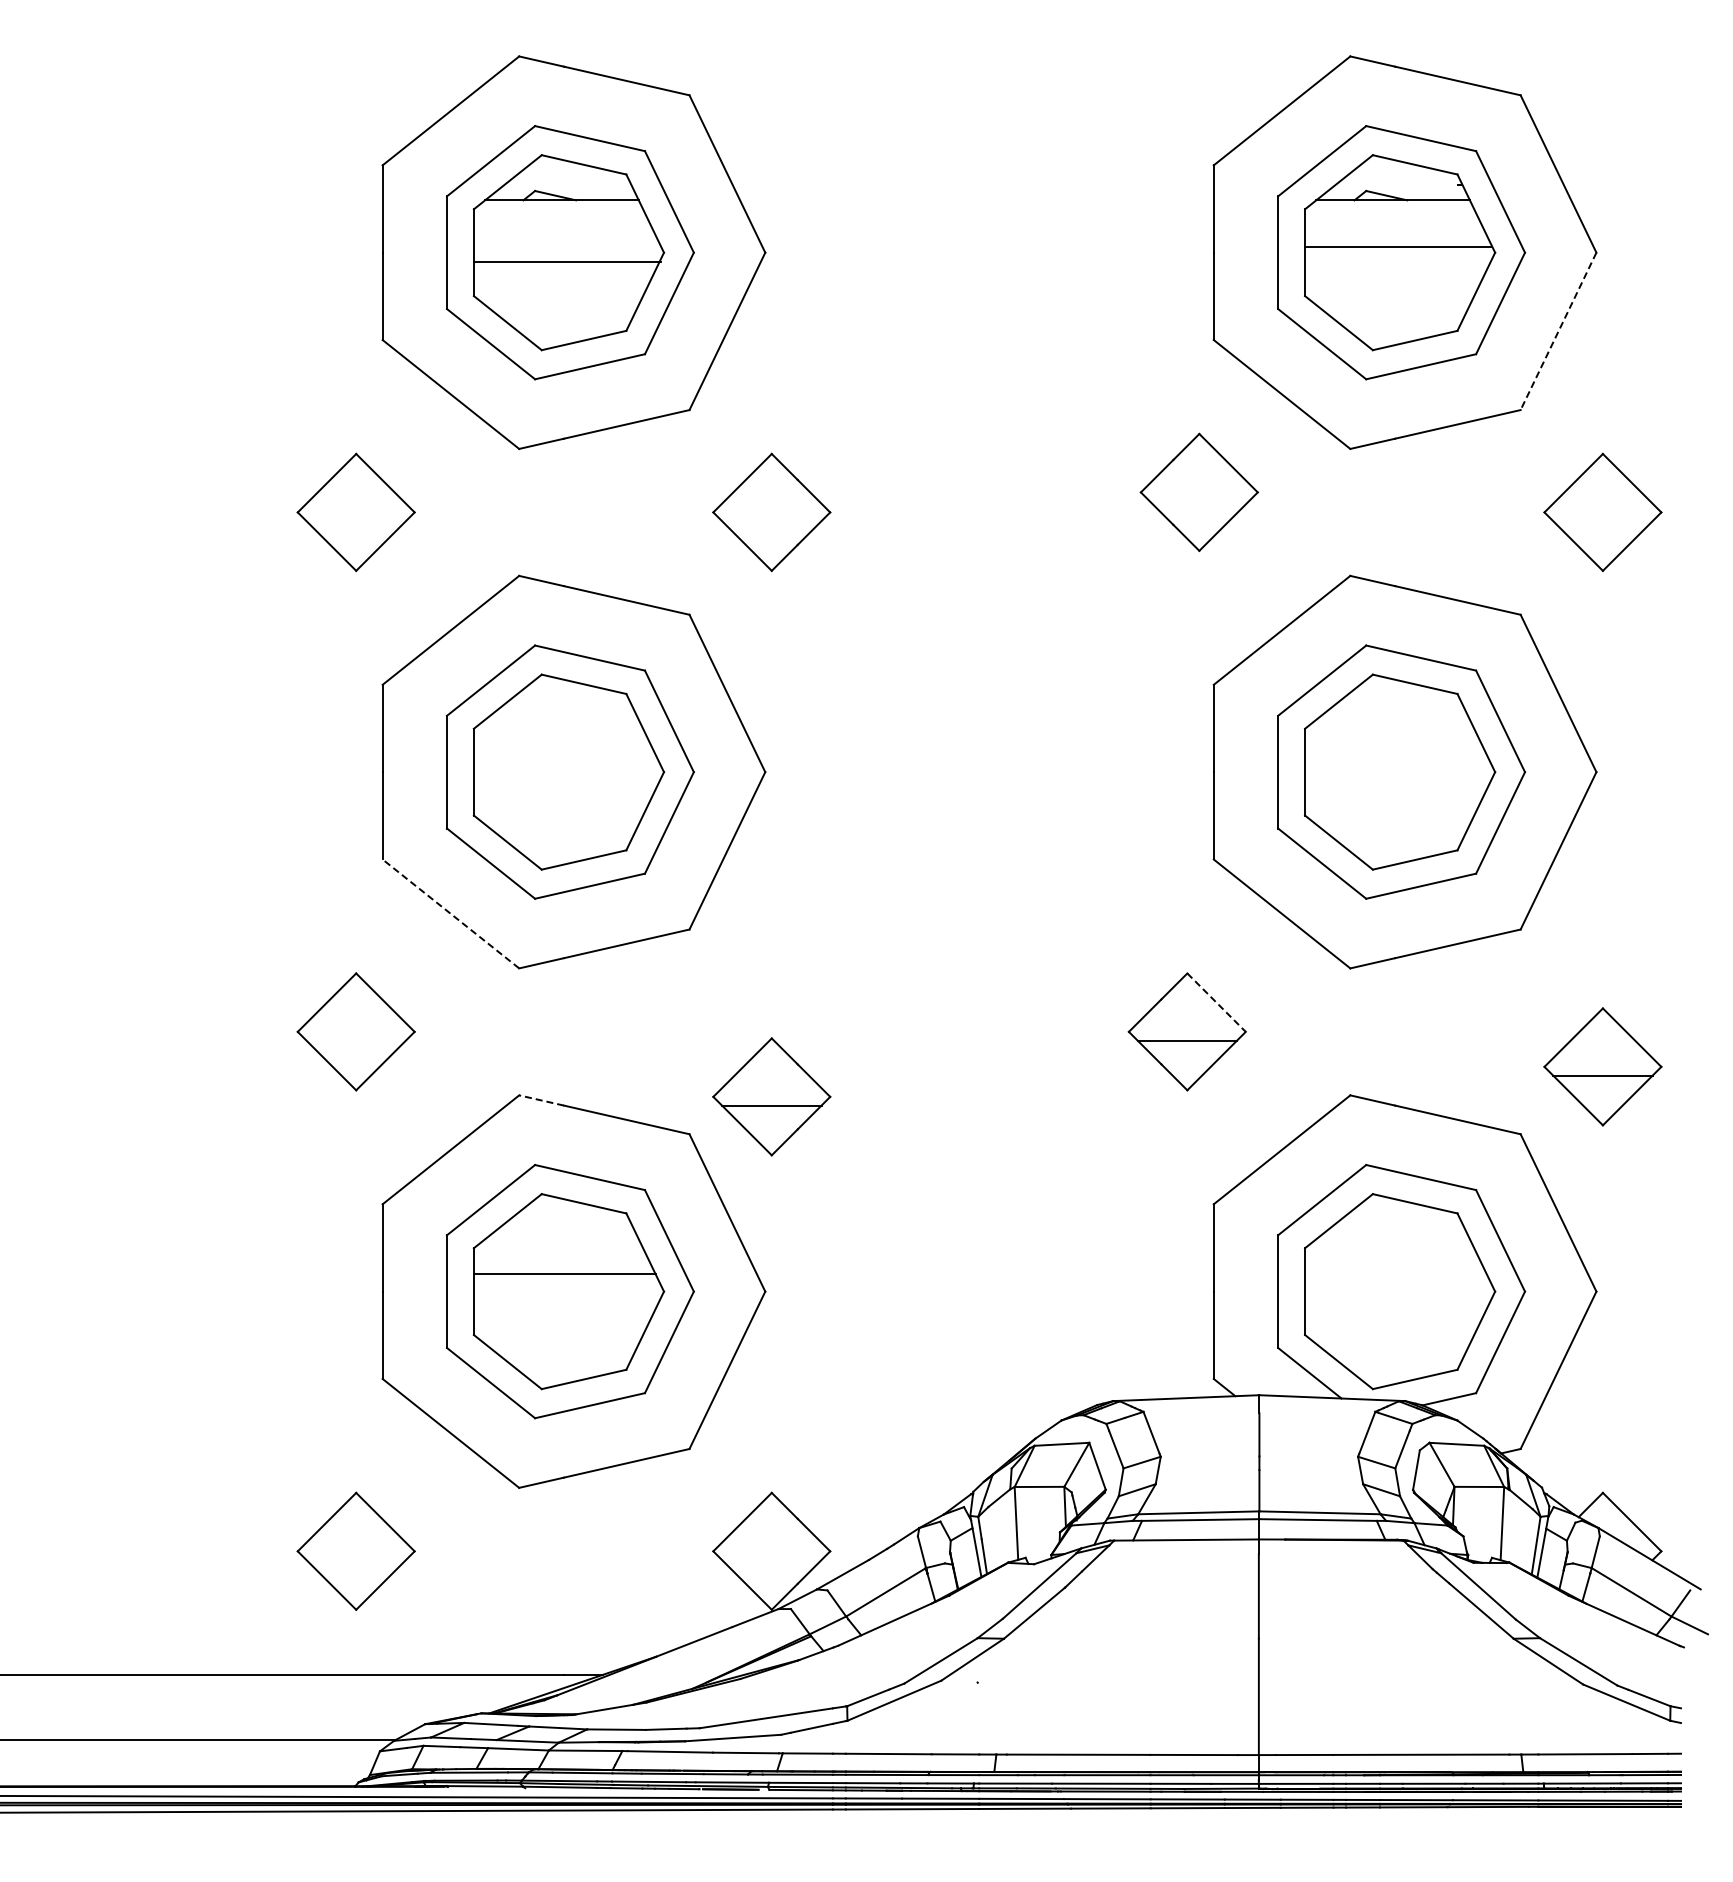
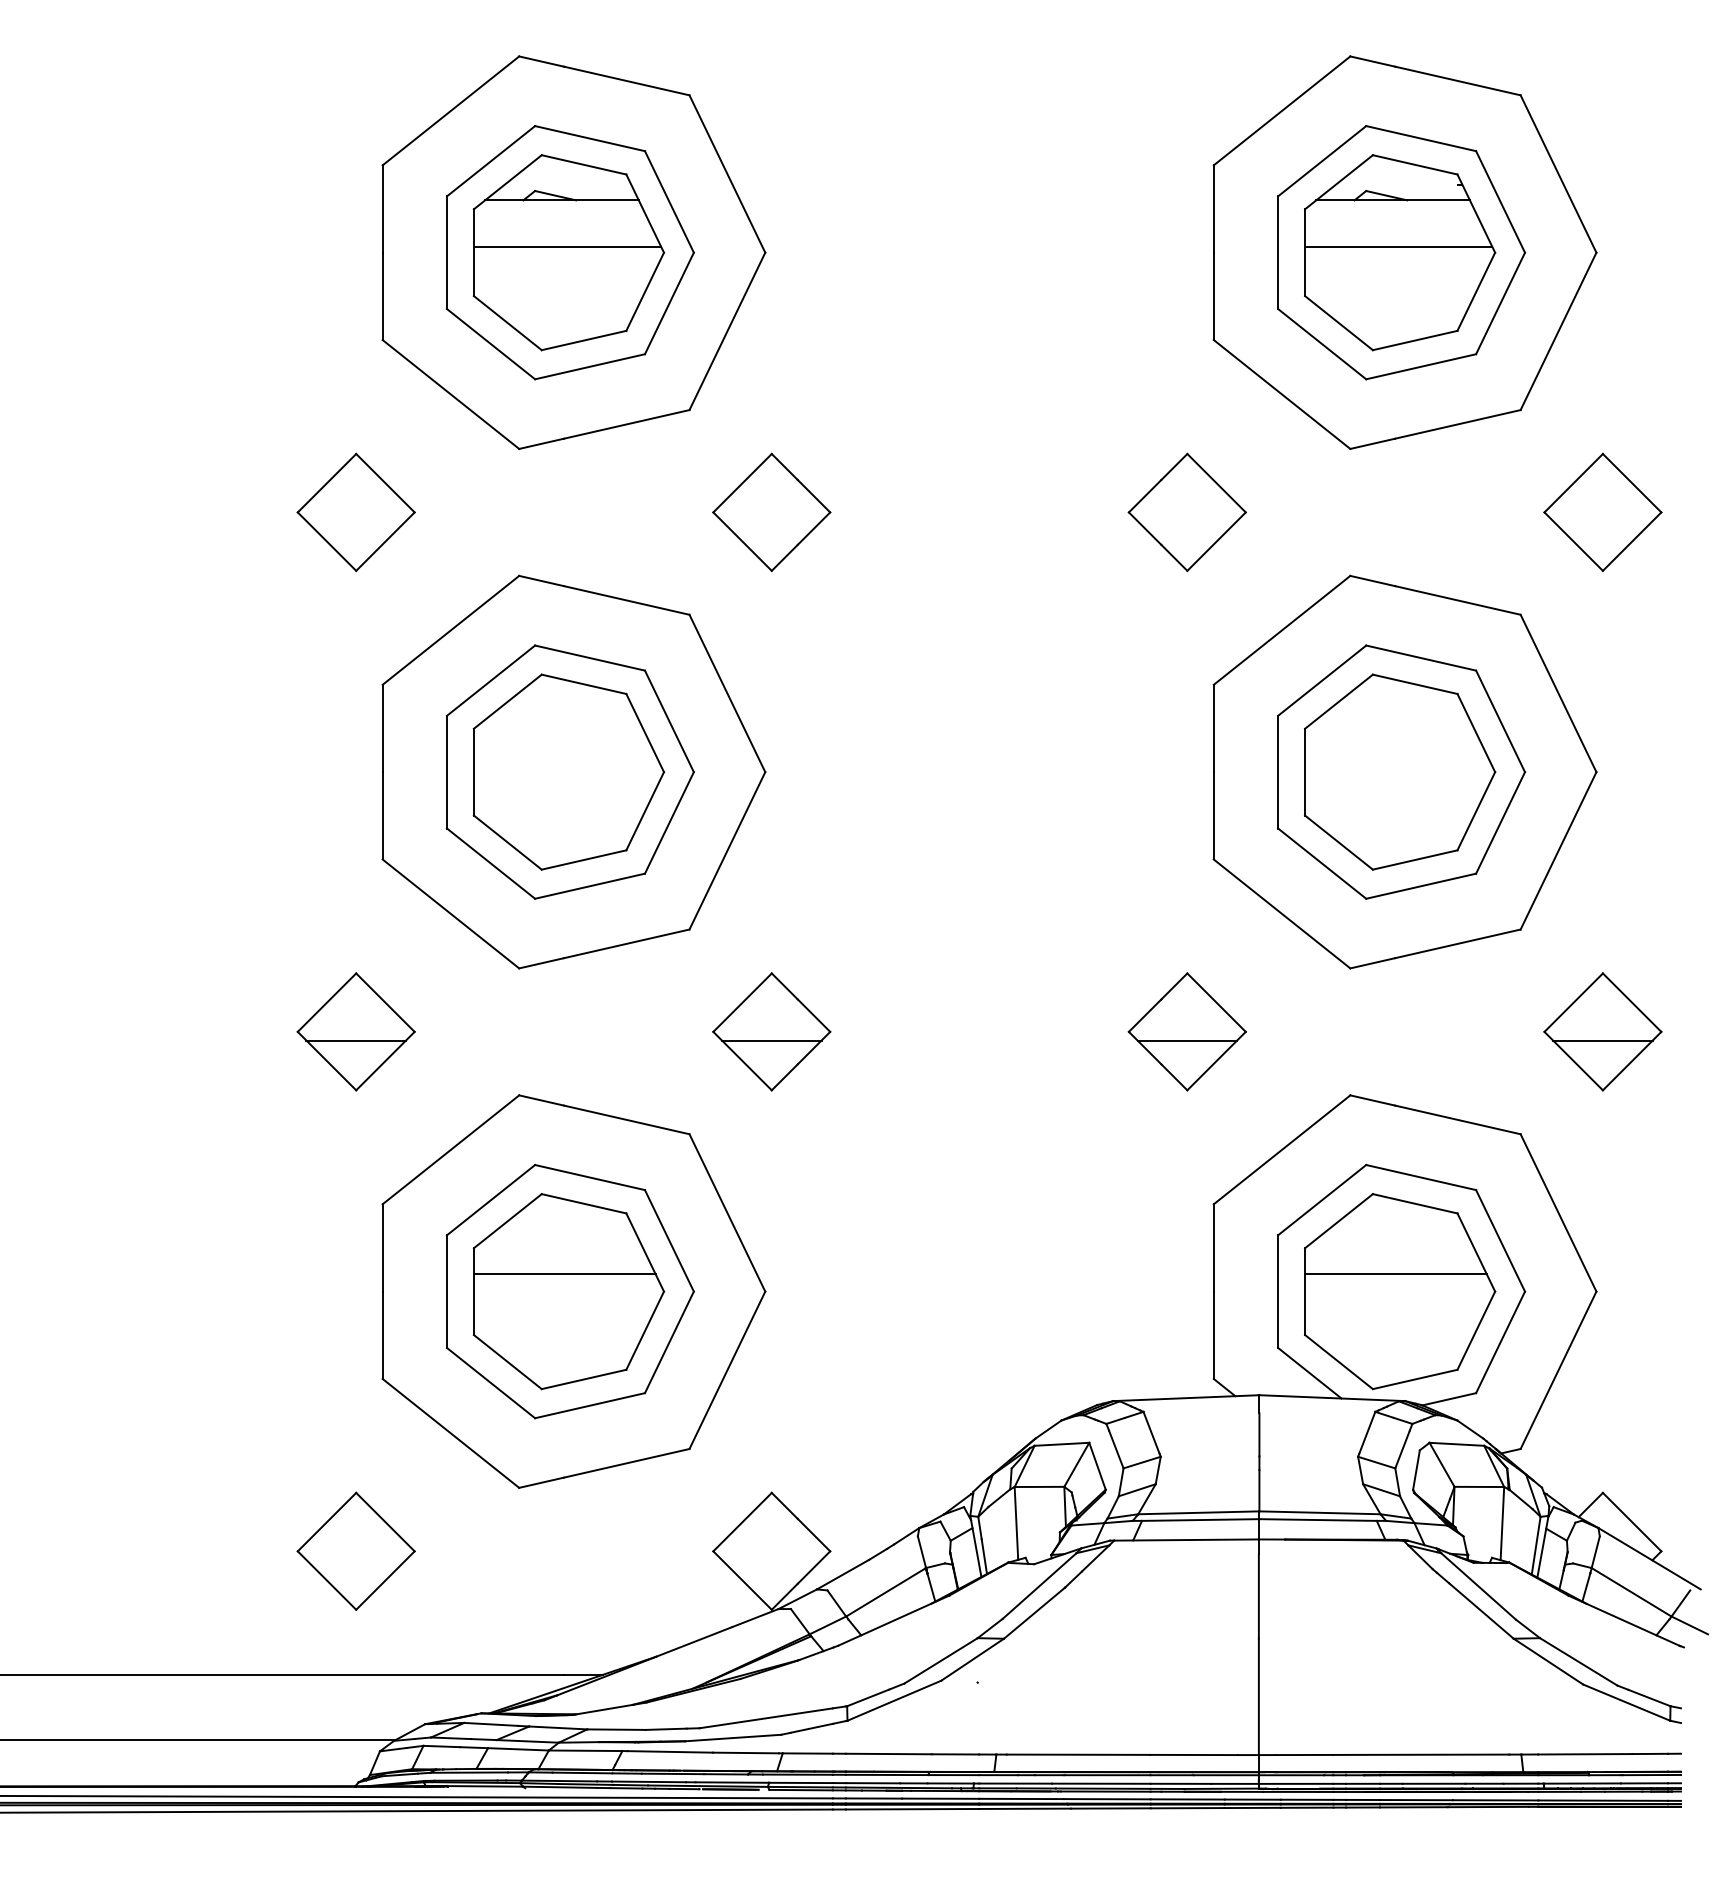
line position: (567, 262) -> (567, 247) (567, 247)
line: dashed -> solid (1558, 331)
part position: (1198, 491) -> (1186, 511) (1186, 511)
line: dashed -> solid (450, 913)
line: dashed -> solid (1216, 1003)
line: none -> present (355, 1040)
part position: (1602, 1066) -> (1602, 1031) (1602, 1031)
part position: (771, 1096) -> (771, 1031) (771, 1031)
line: dashed -> solid (541, 1100)
line: none -> present (1395, 1274)
